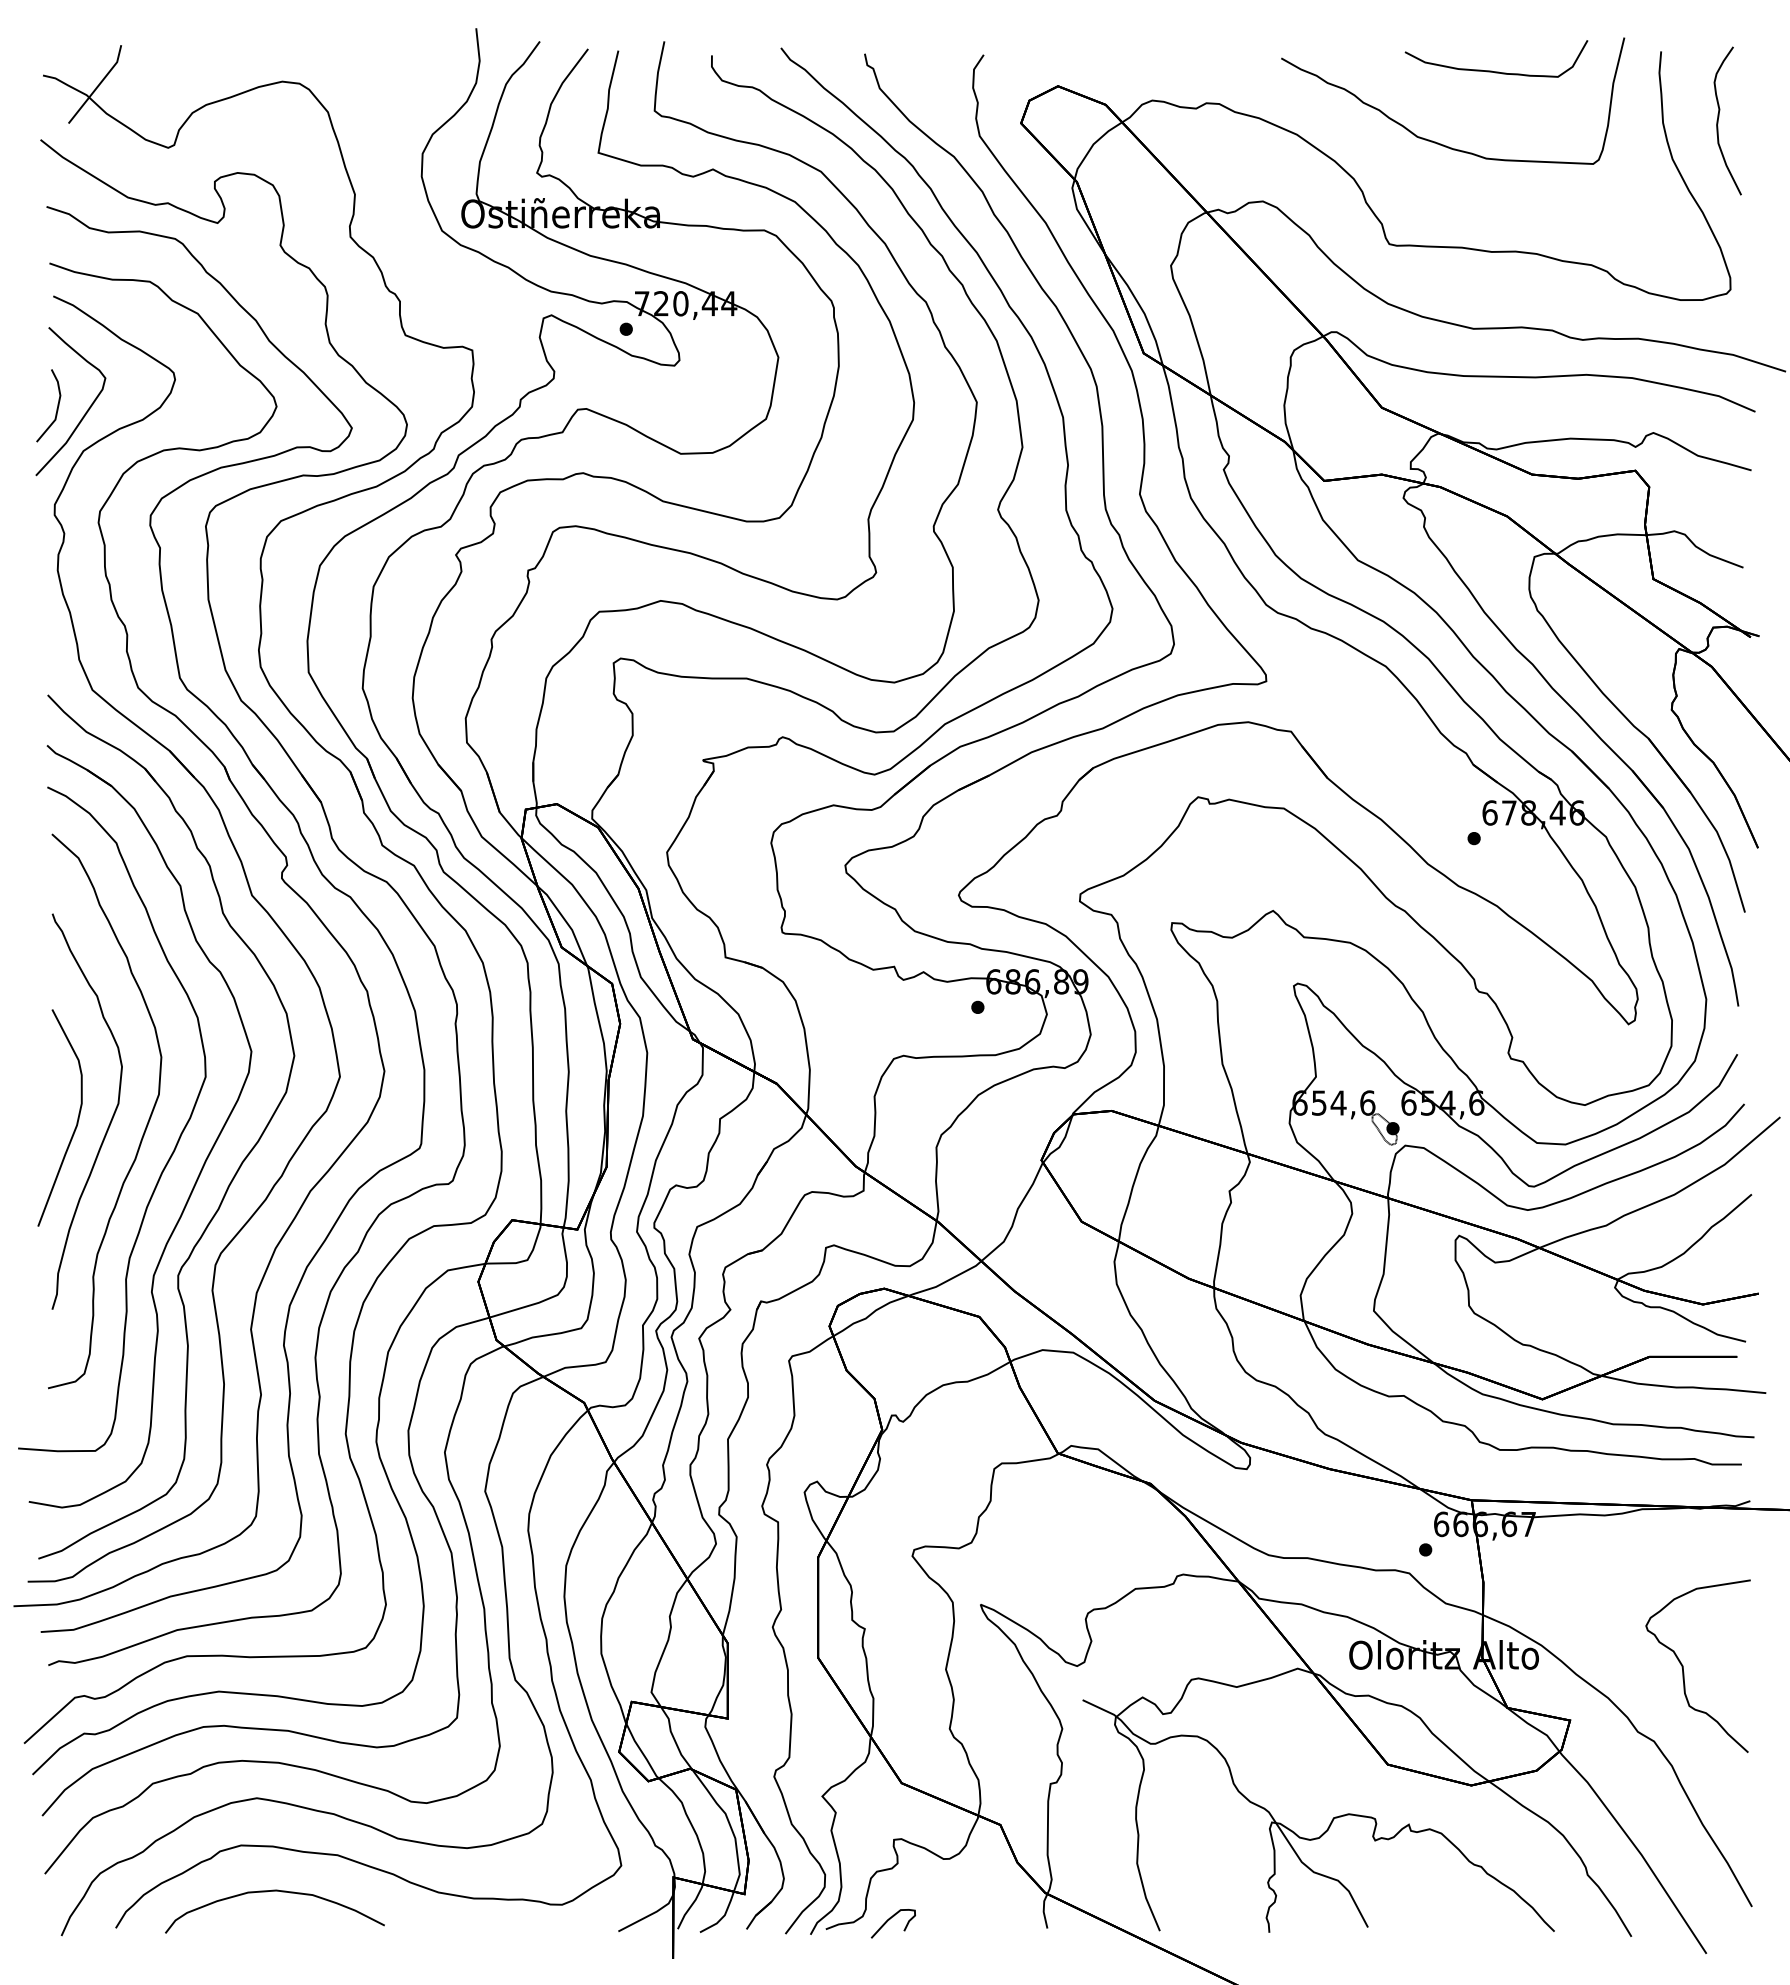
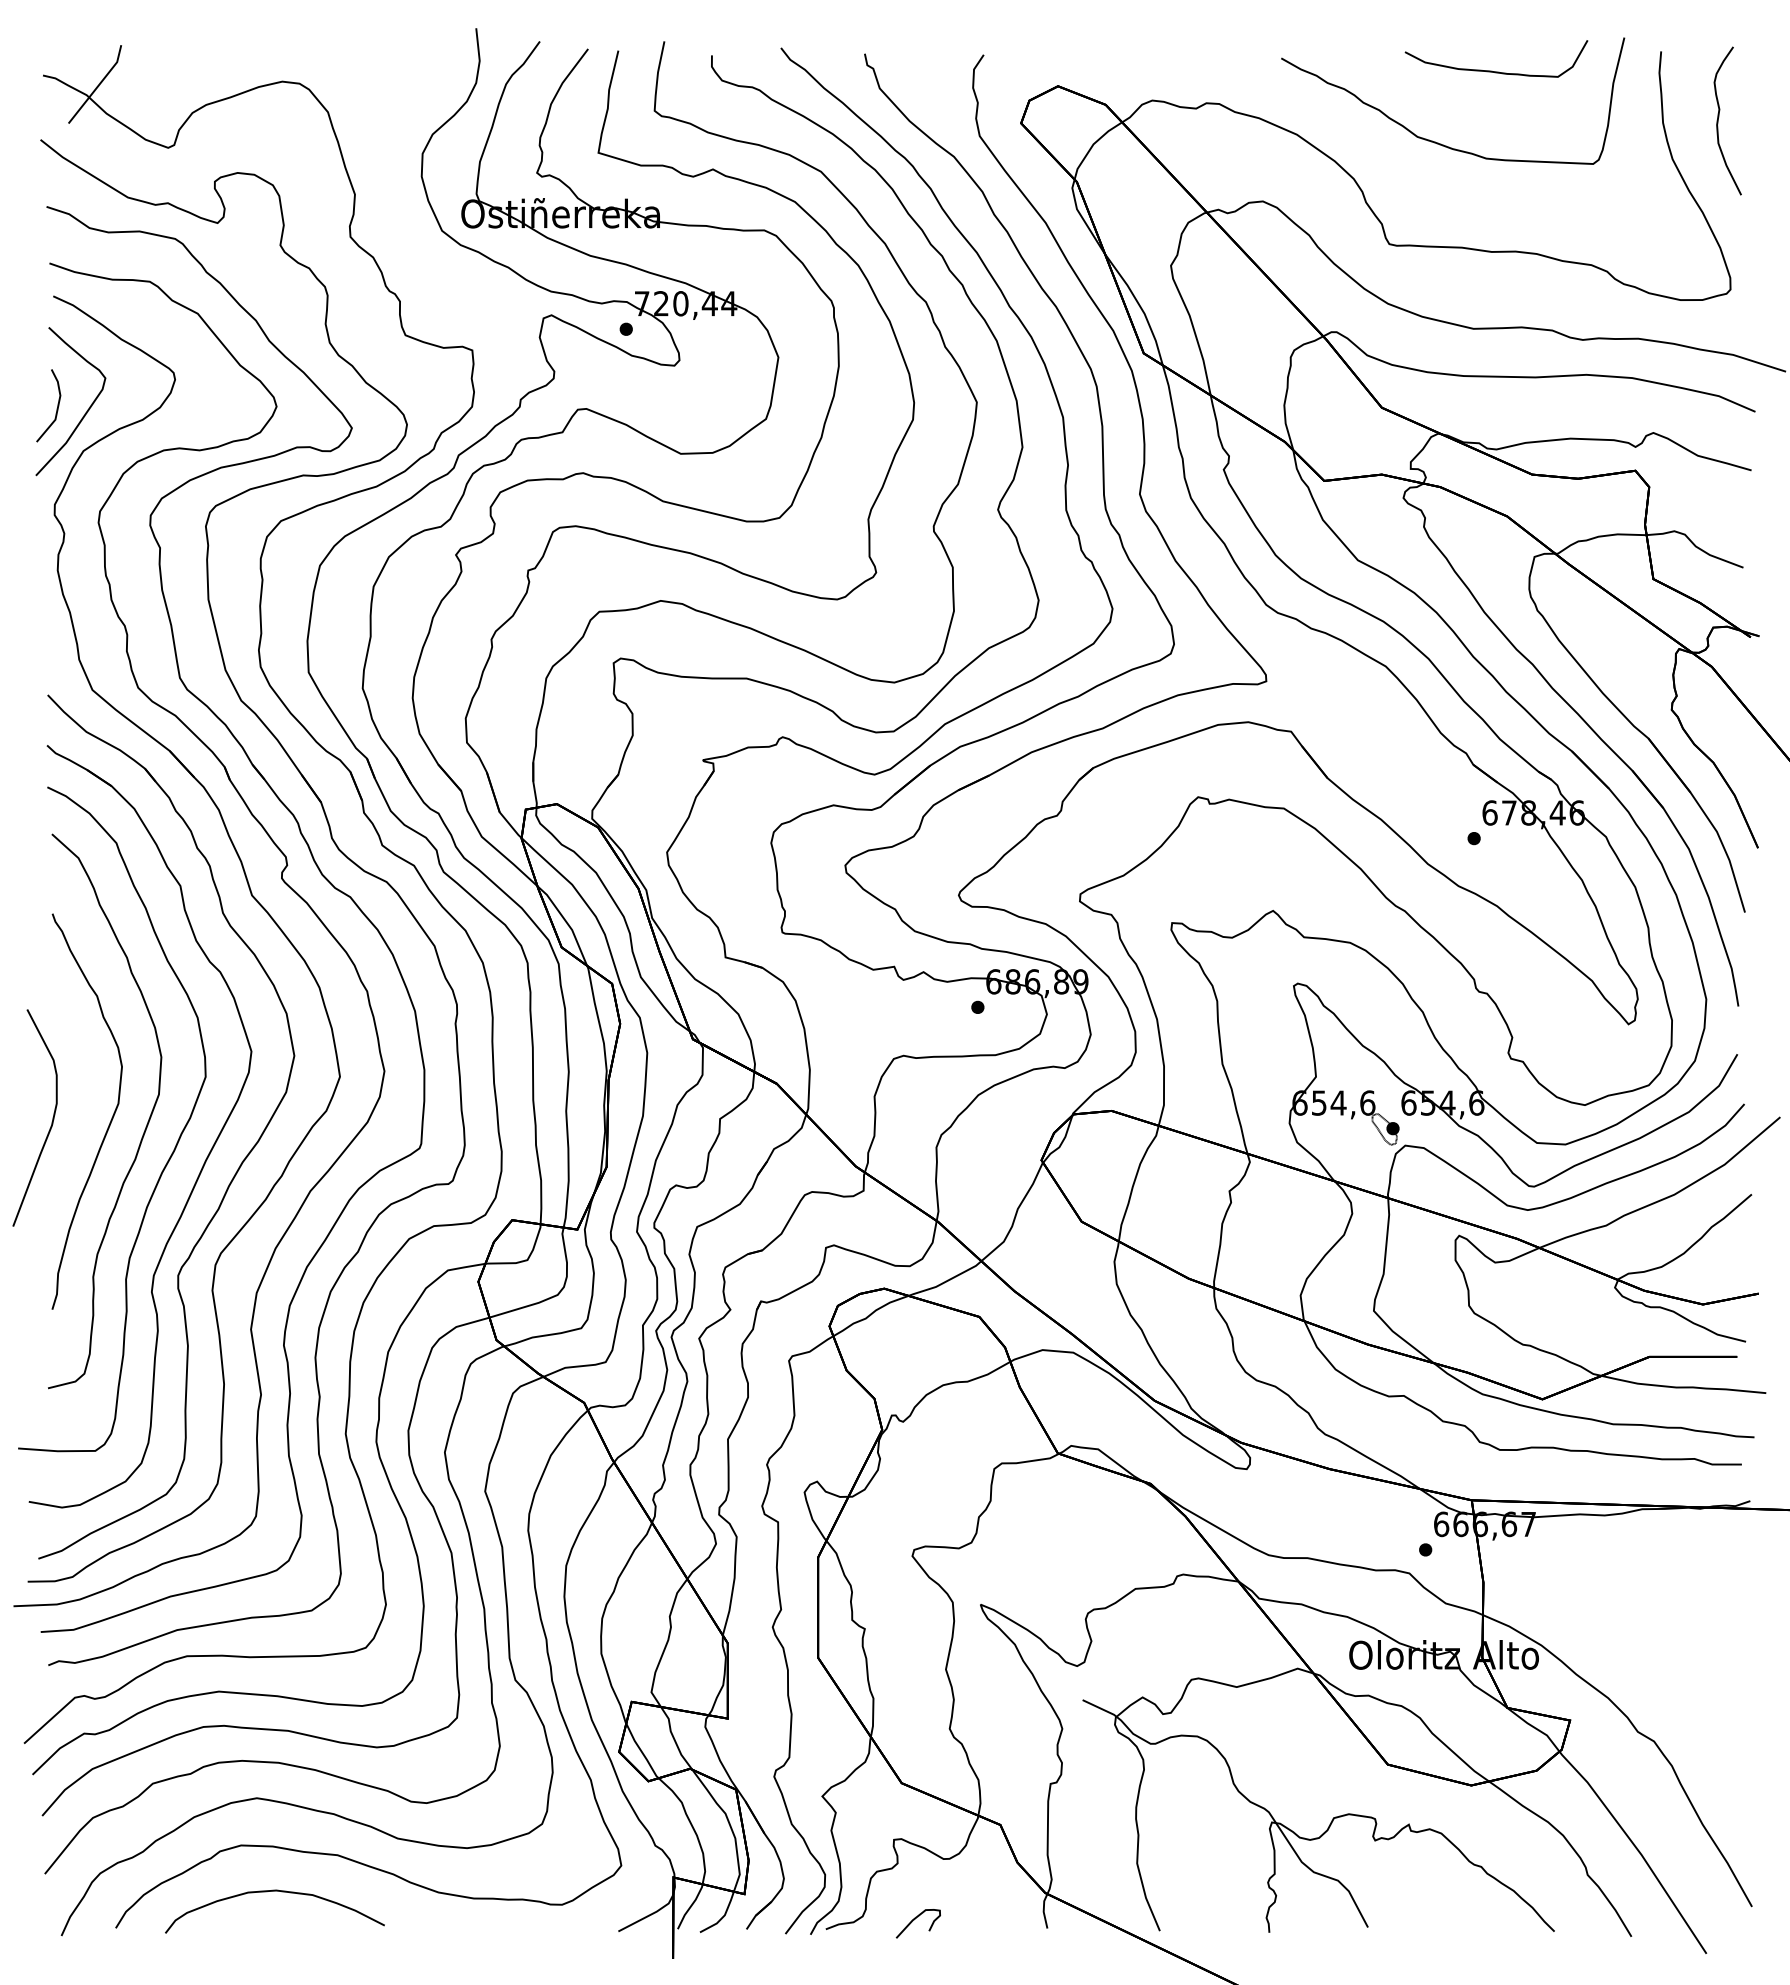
part position: (76, 1122) -> (51, 1122) (51, 1122)
curve: present -> none (1683, 1665)
curve position: (889, 1920) -> (914, 1920) (914, 1920)
